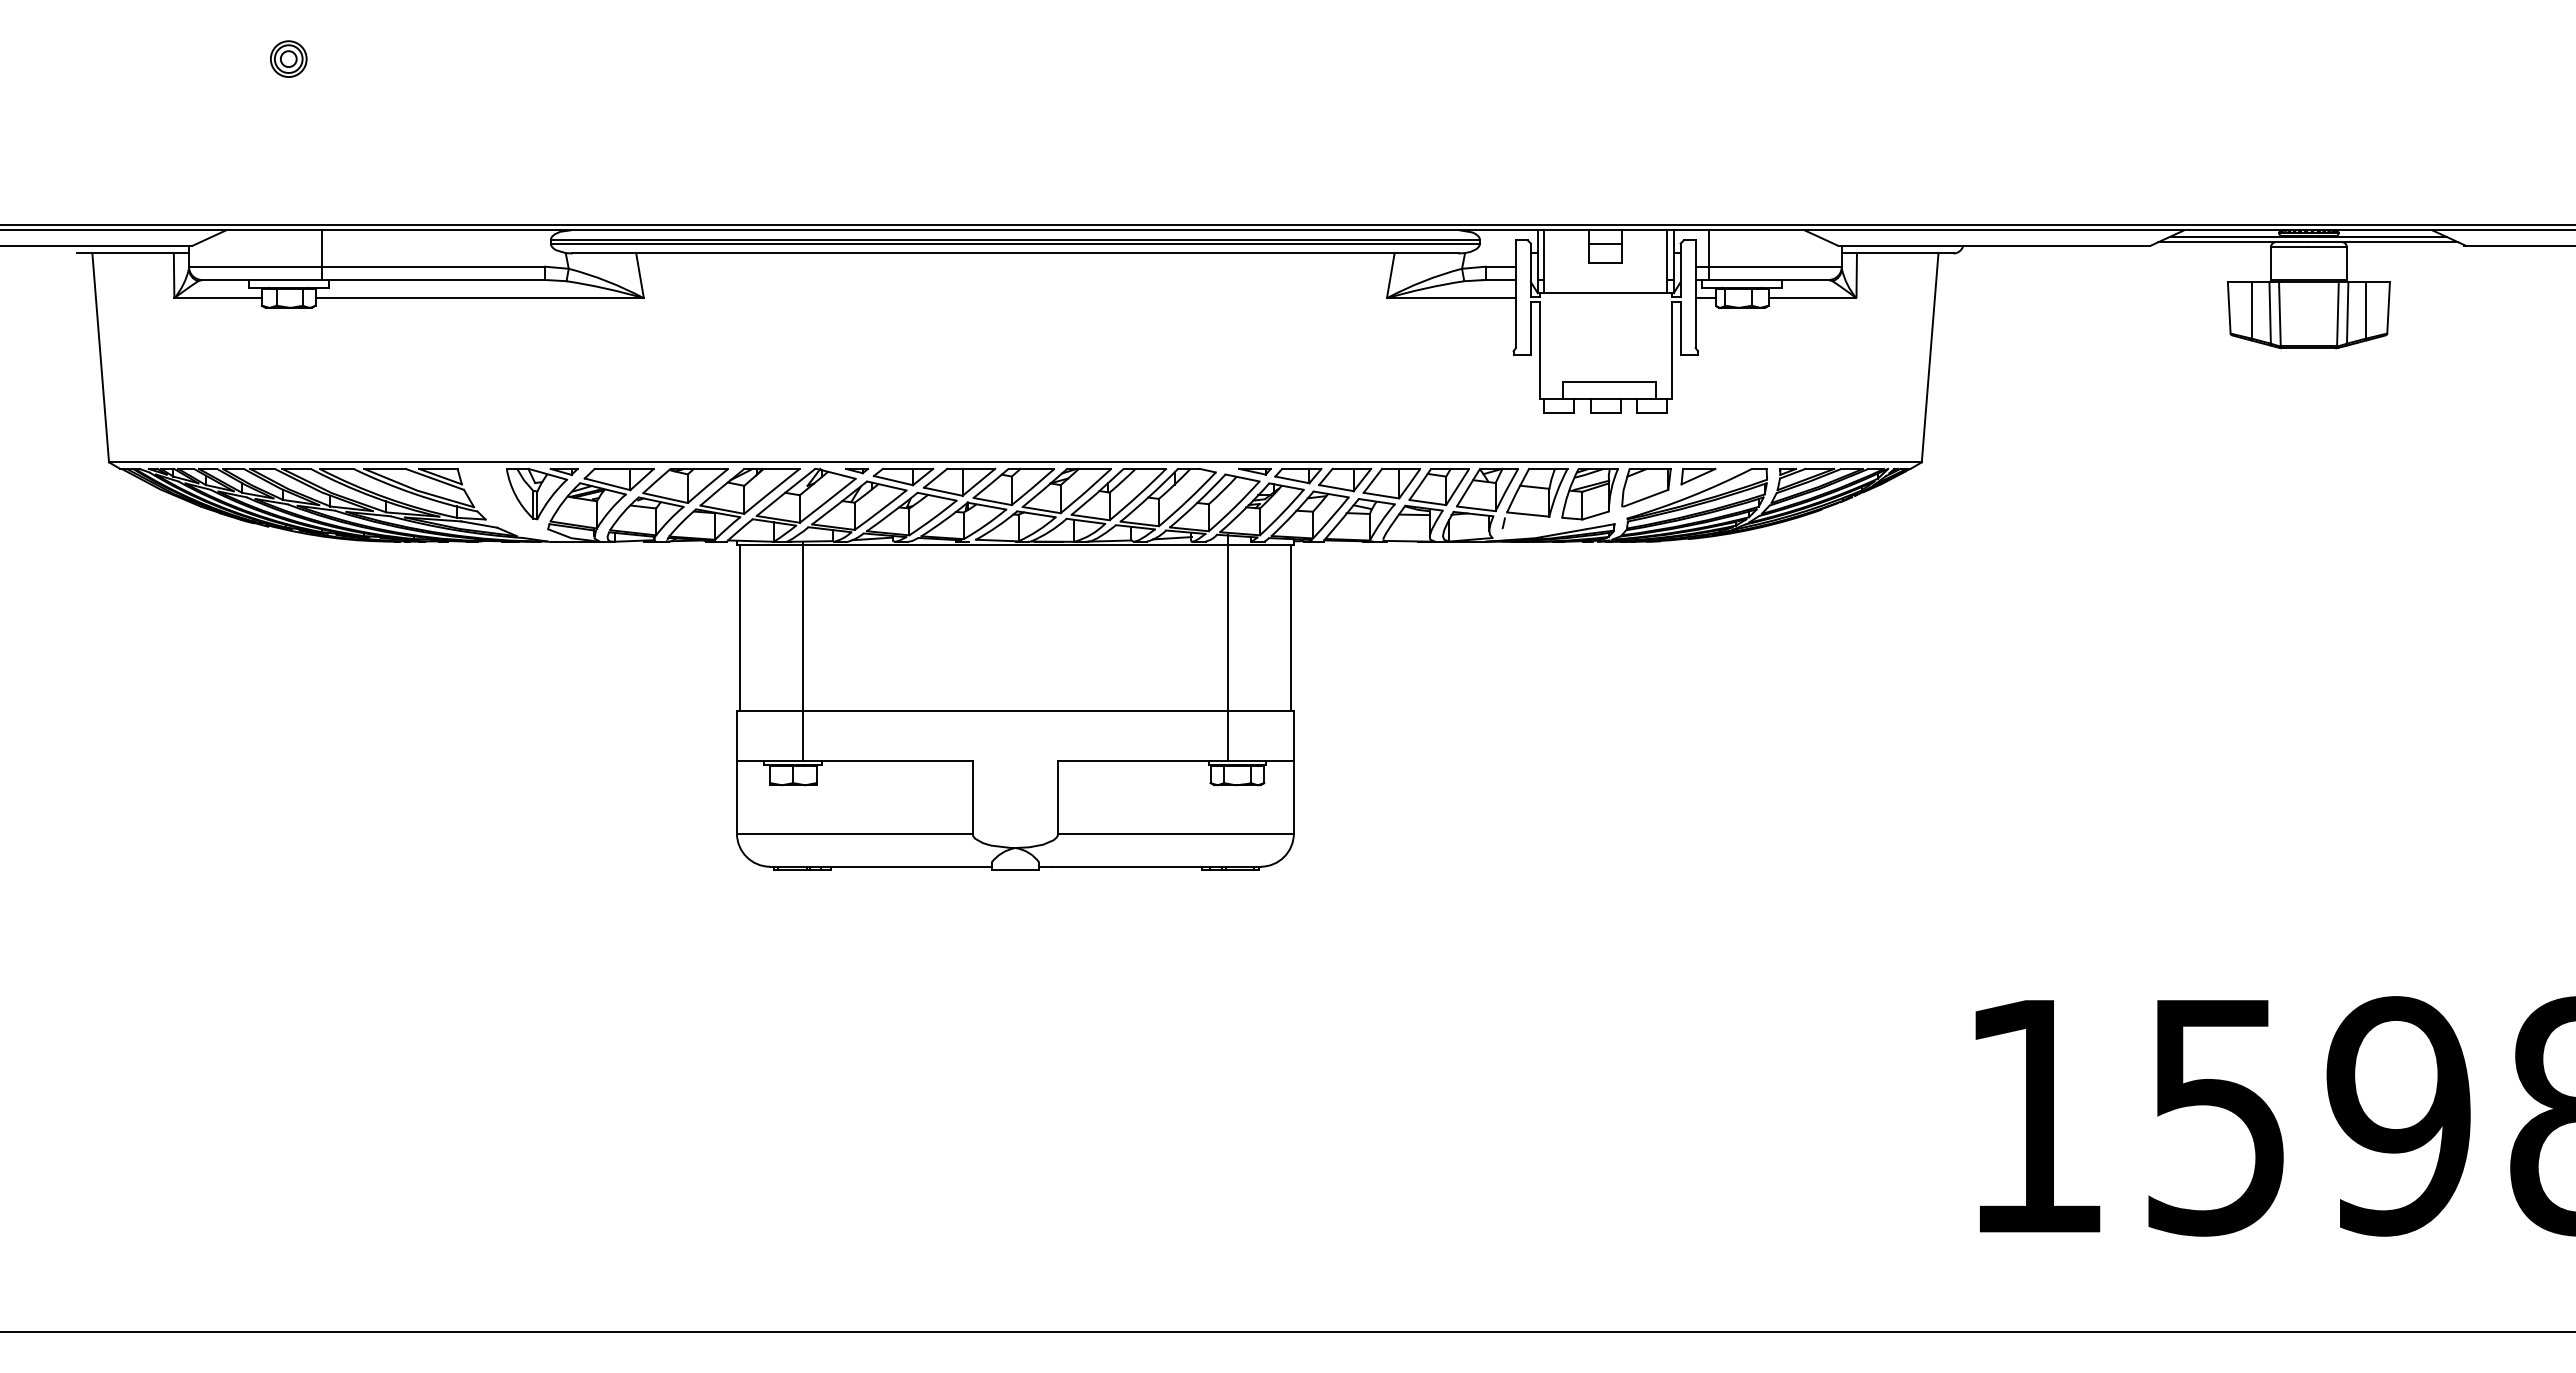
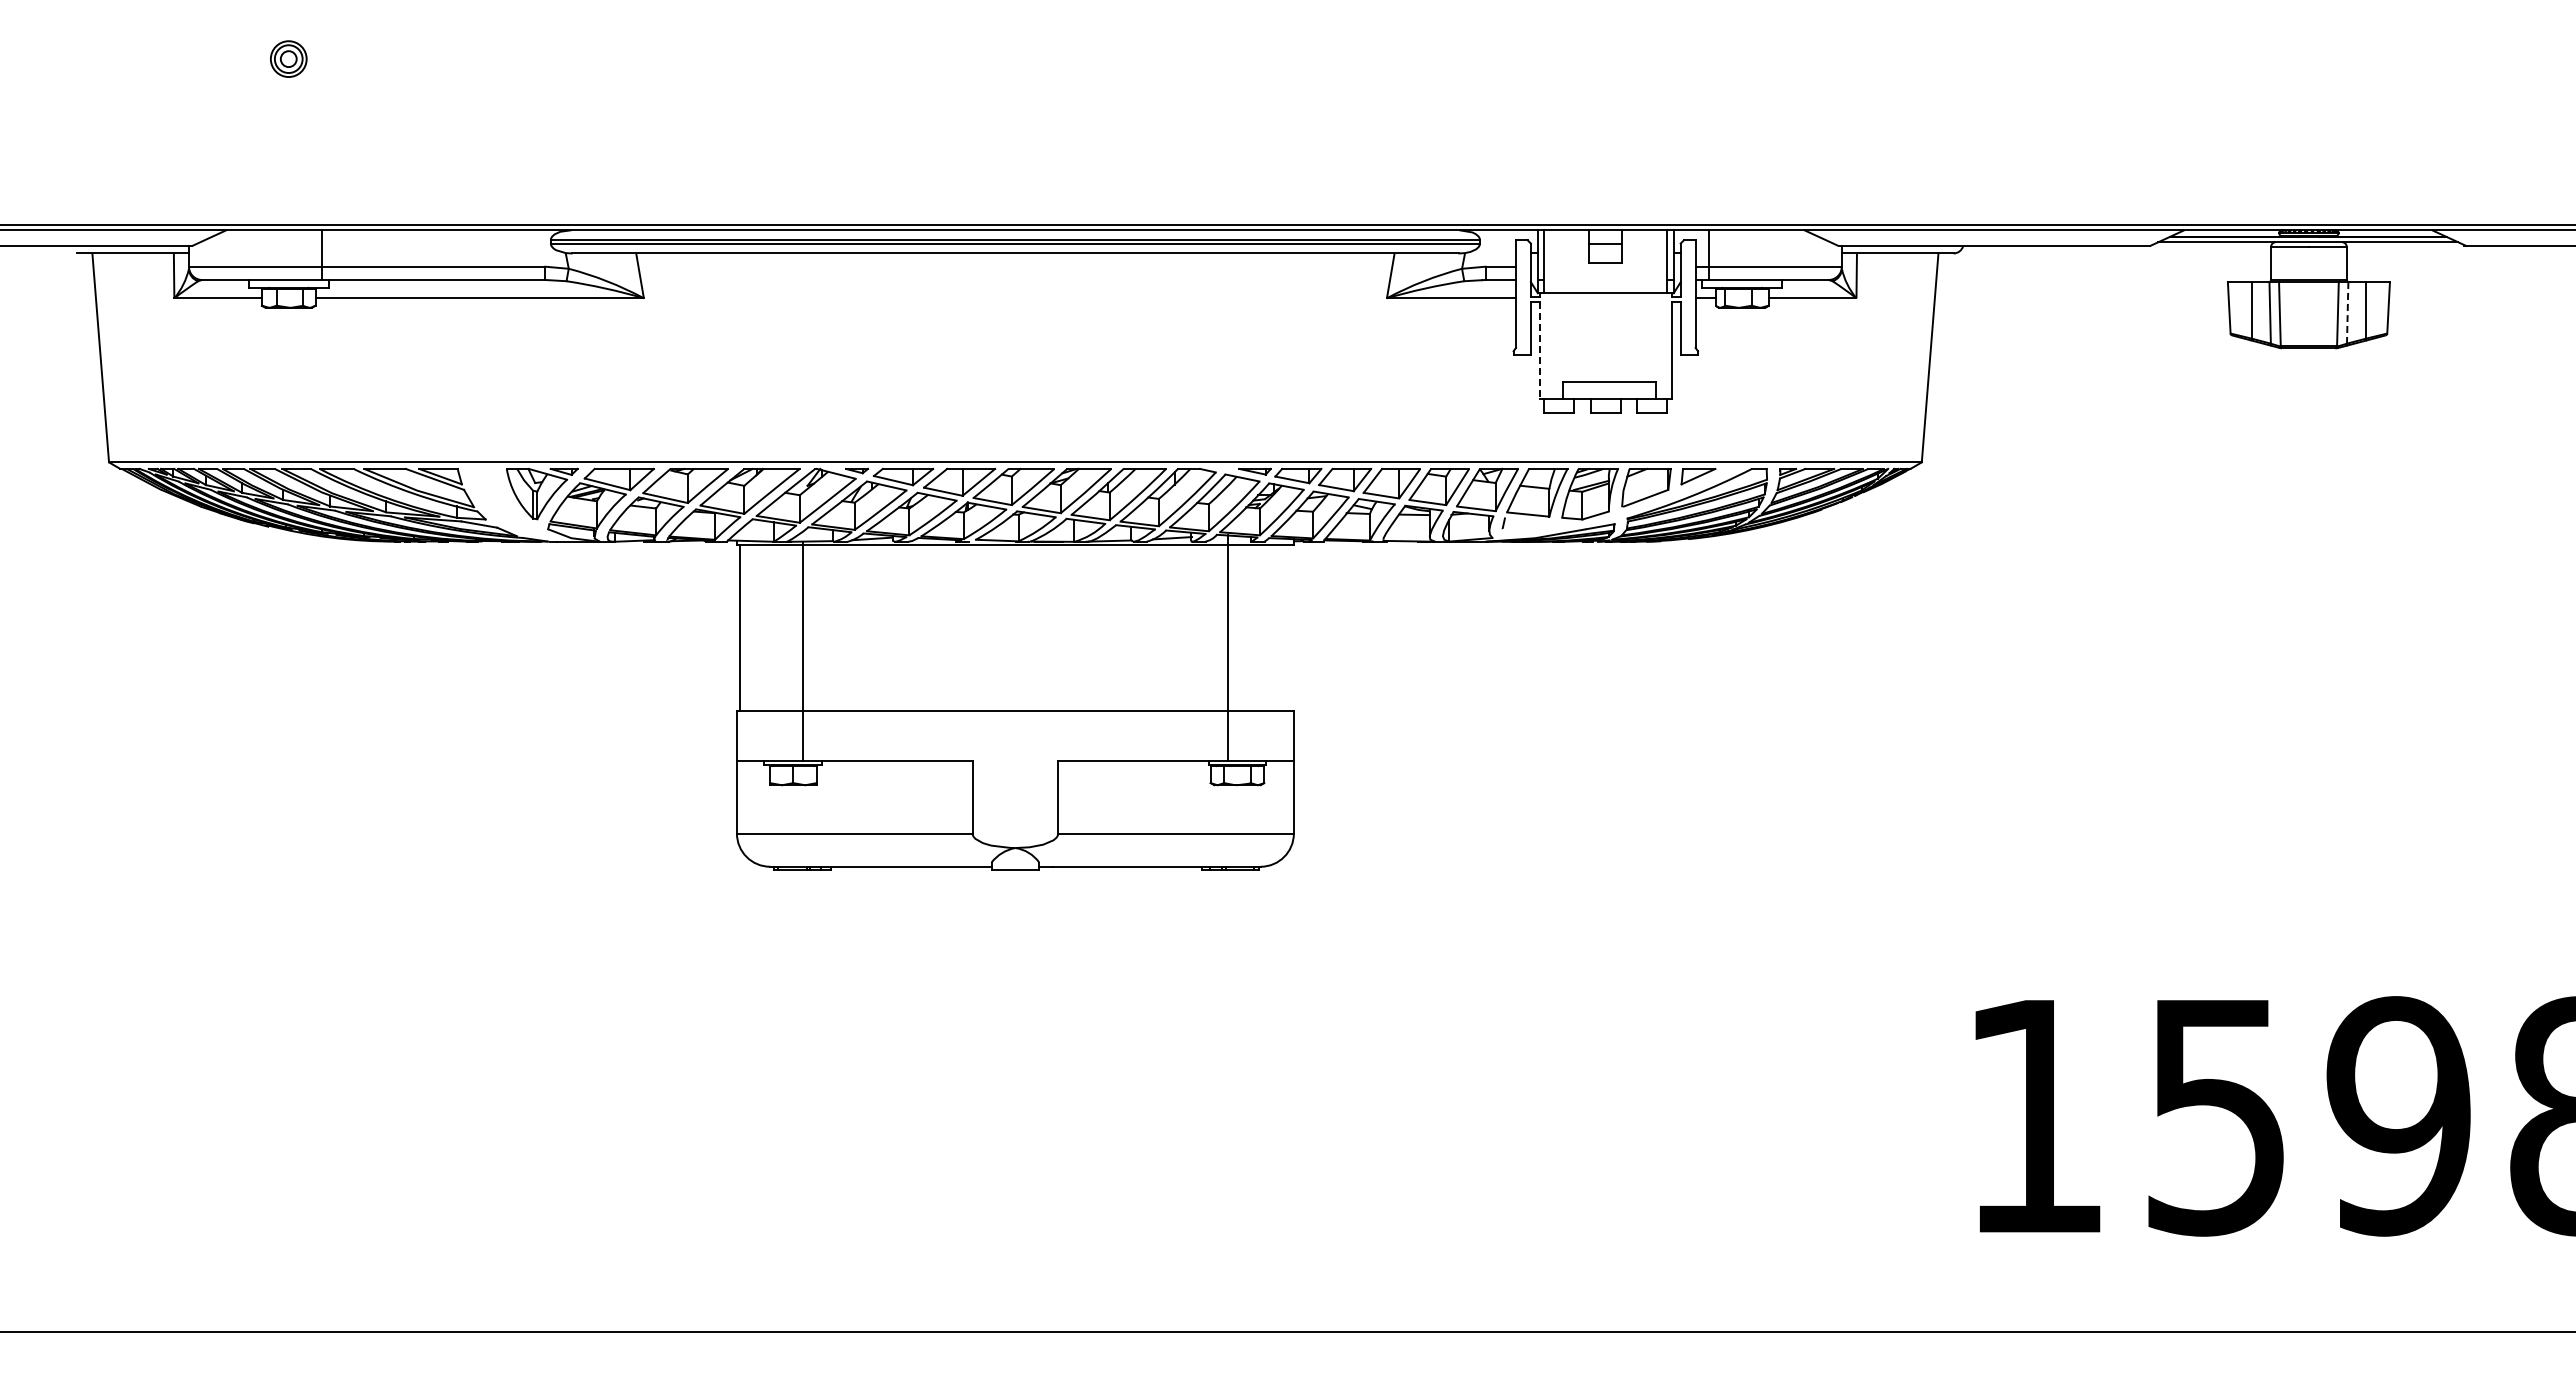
line: solid -> dashed (2347, 313)
line: solid -> dashed (1539, 350)
line: present -> none (1290, 627)
